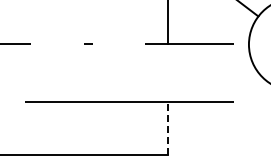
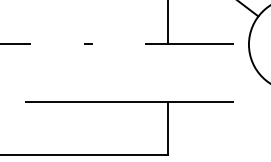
line: dashed -> solid (168, 127)
